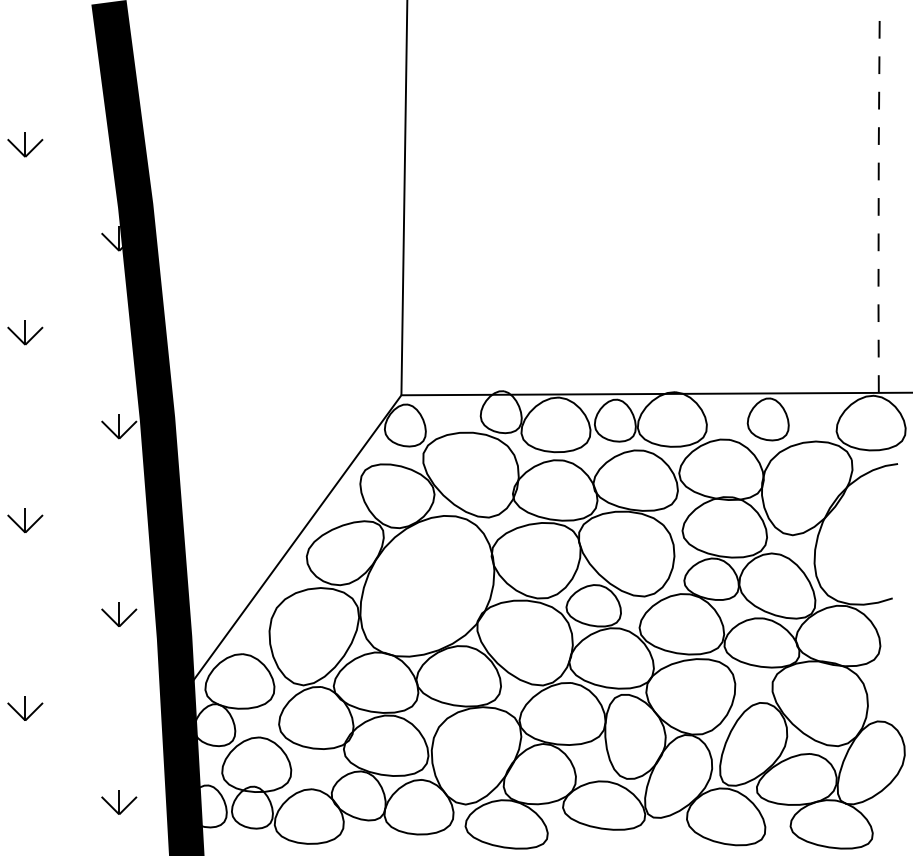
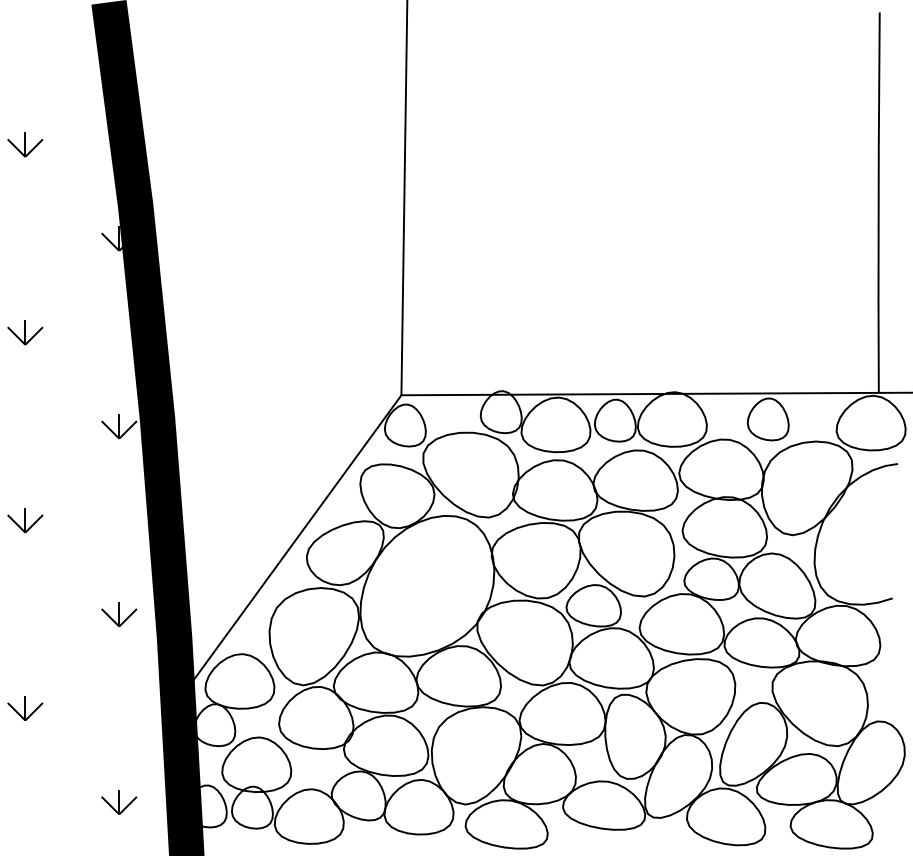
line: dashed -> solid (878, 202)
